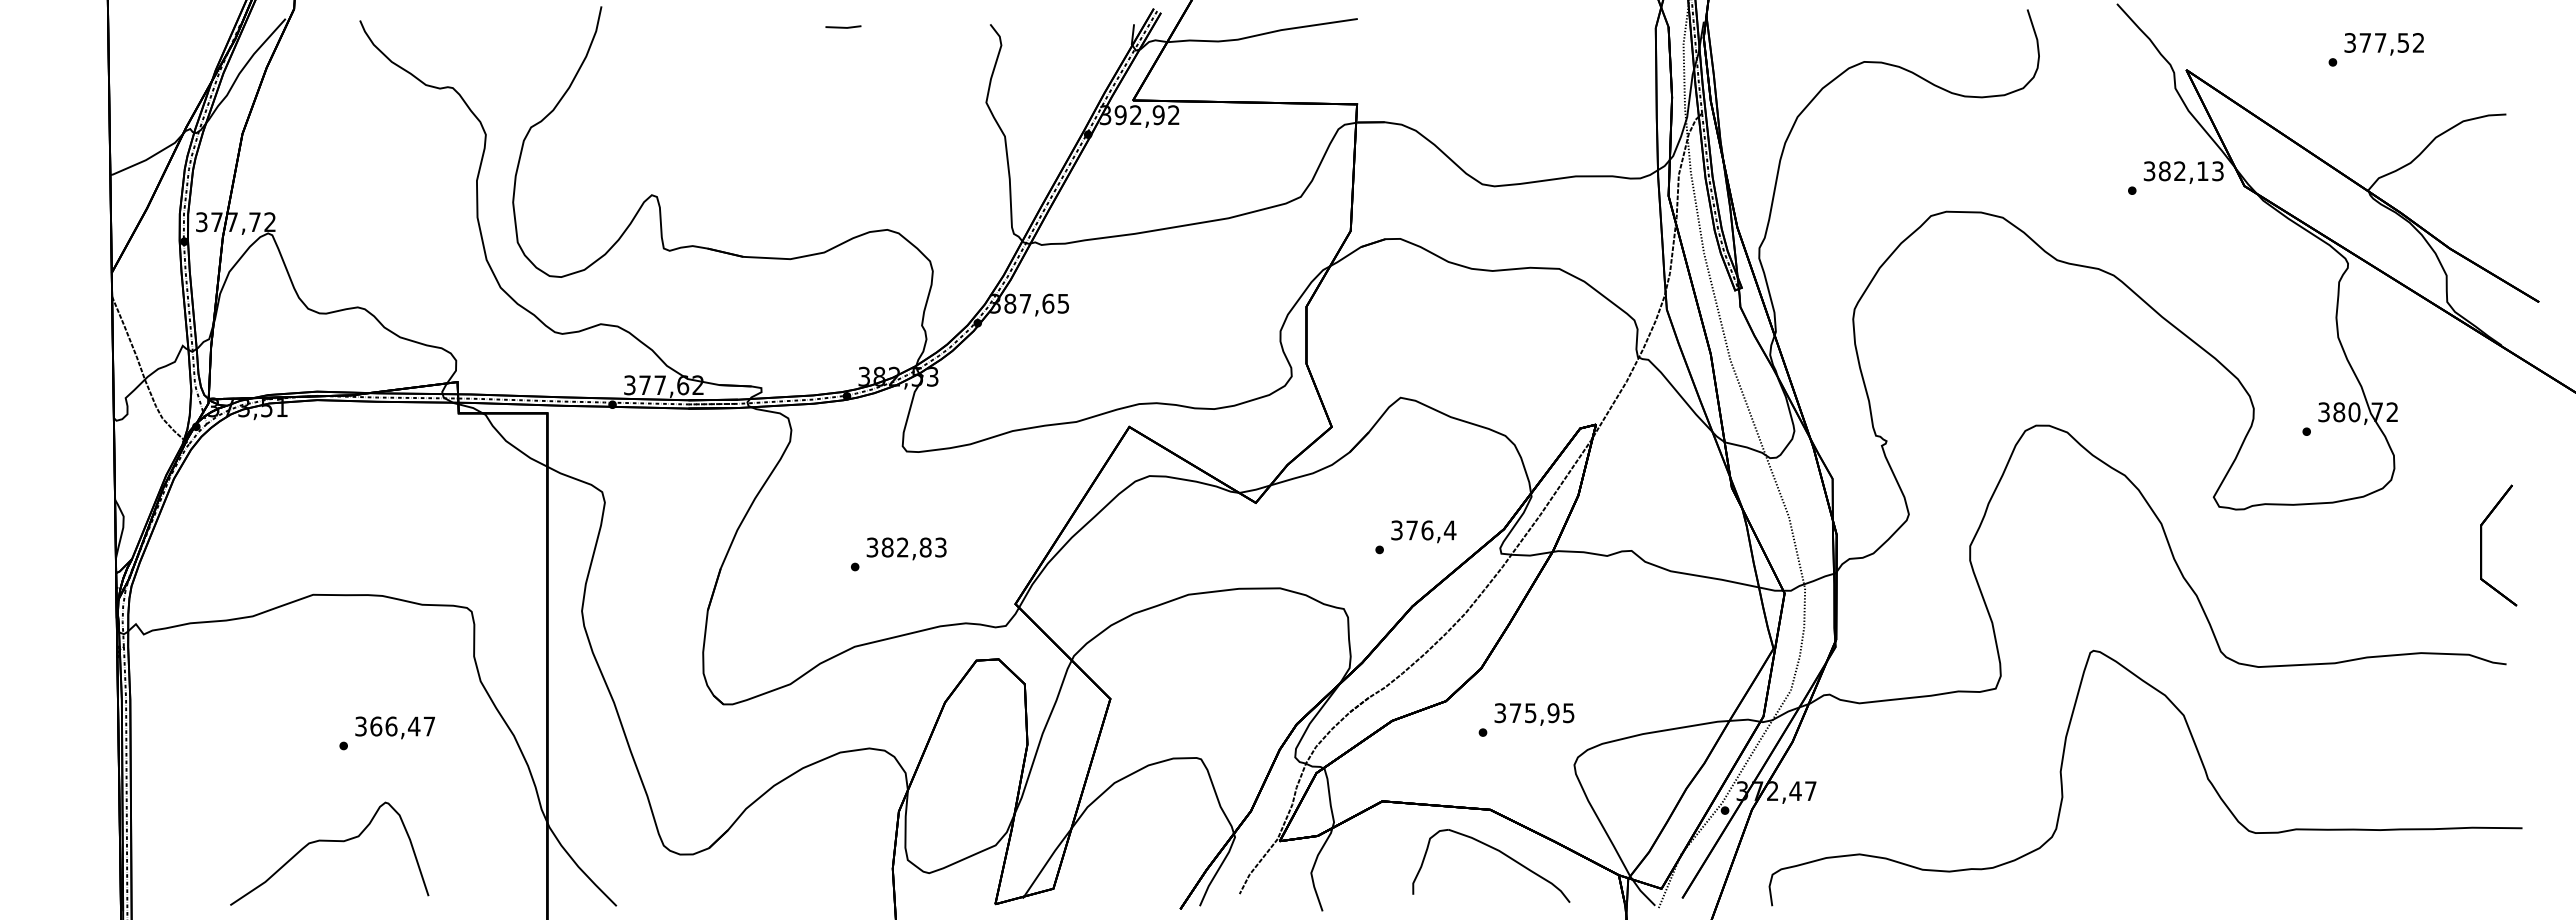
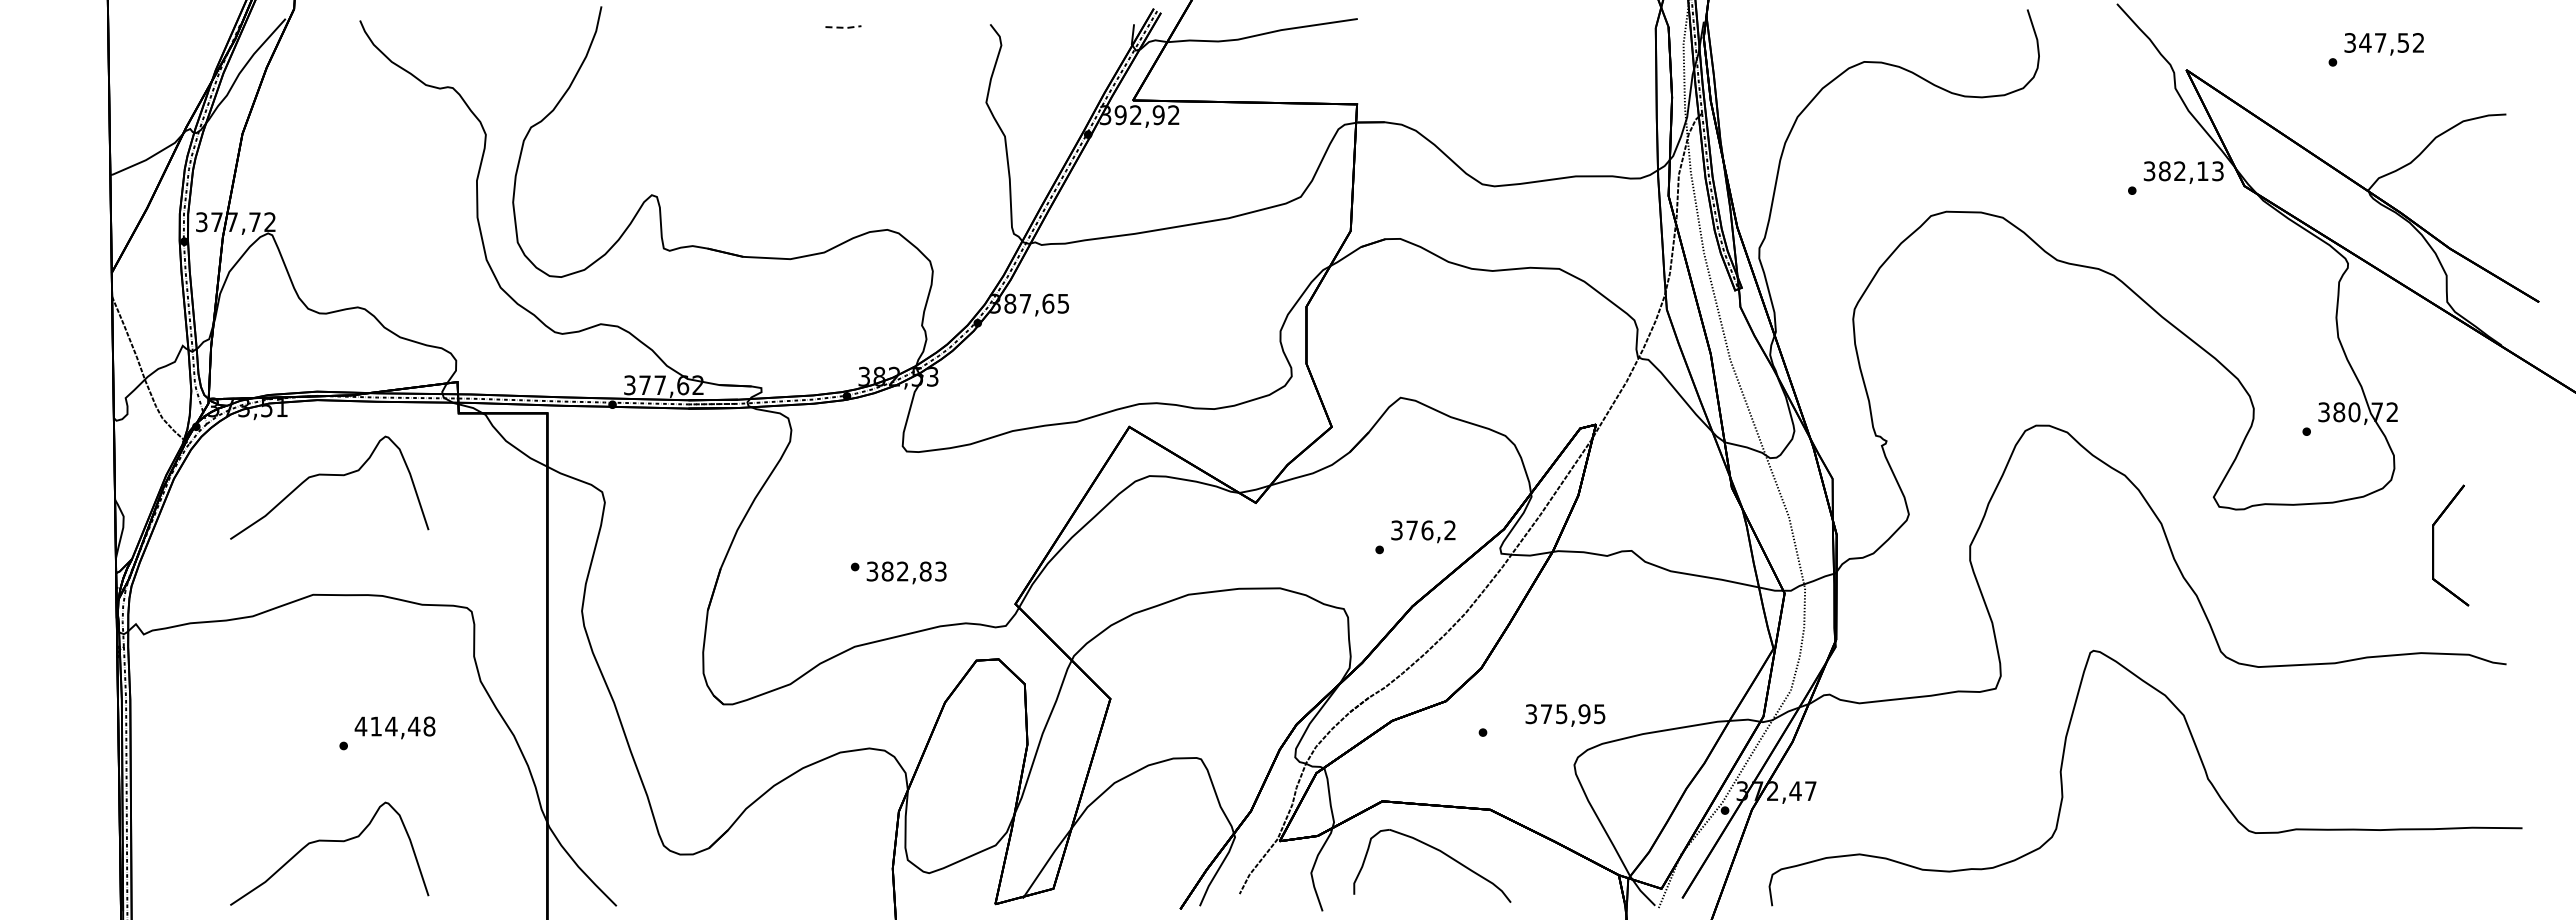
line: solid -> dashed (844, 27)
text: 377,52 -> 347,52 (2365, 42)
curve: none -> present (329, 475)
text: 376,4 -> 376,2 (1449, 530)
part position: (2482, 545) -> (2434, 545) (2434, 545)
text position: (906, 548) -> (906, 572) (906, 572)
text position: (1534, 714) -> (1565, 715) (1565, 715)
text: 366,47 -> 414,48 (394, 726)
part position: (1497, 851) -> (1438, 851) (1438, 851)
